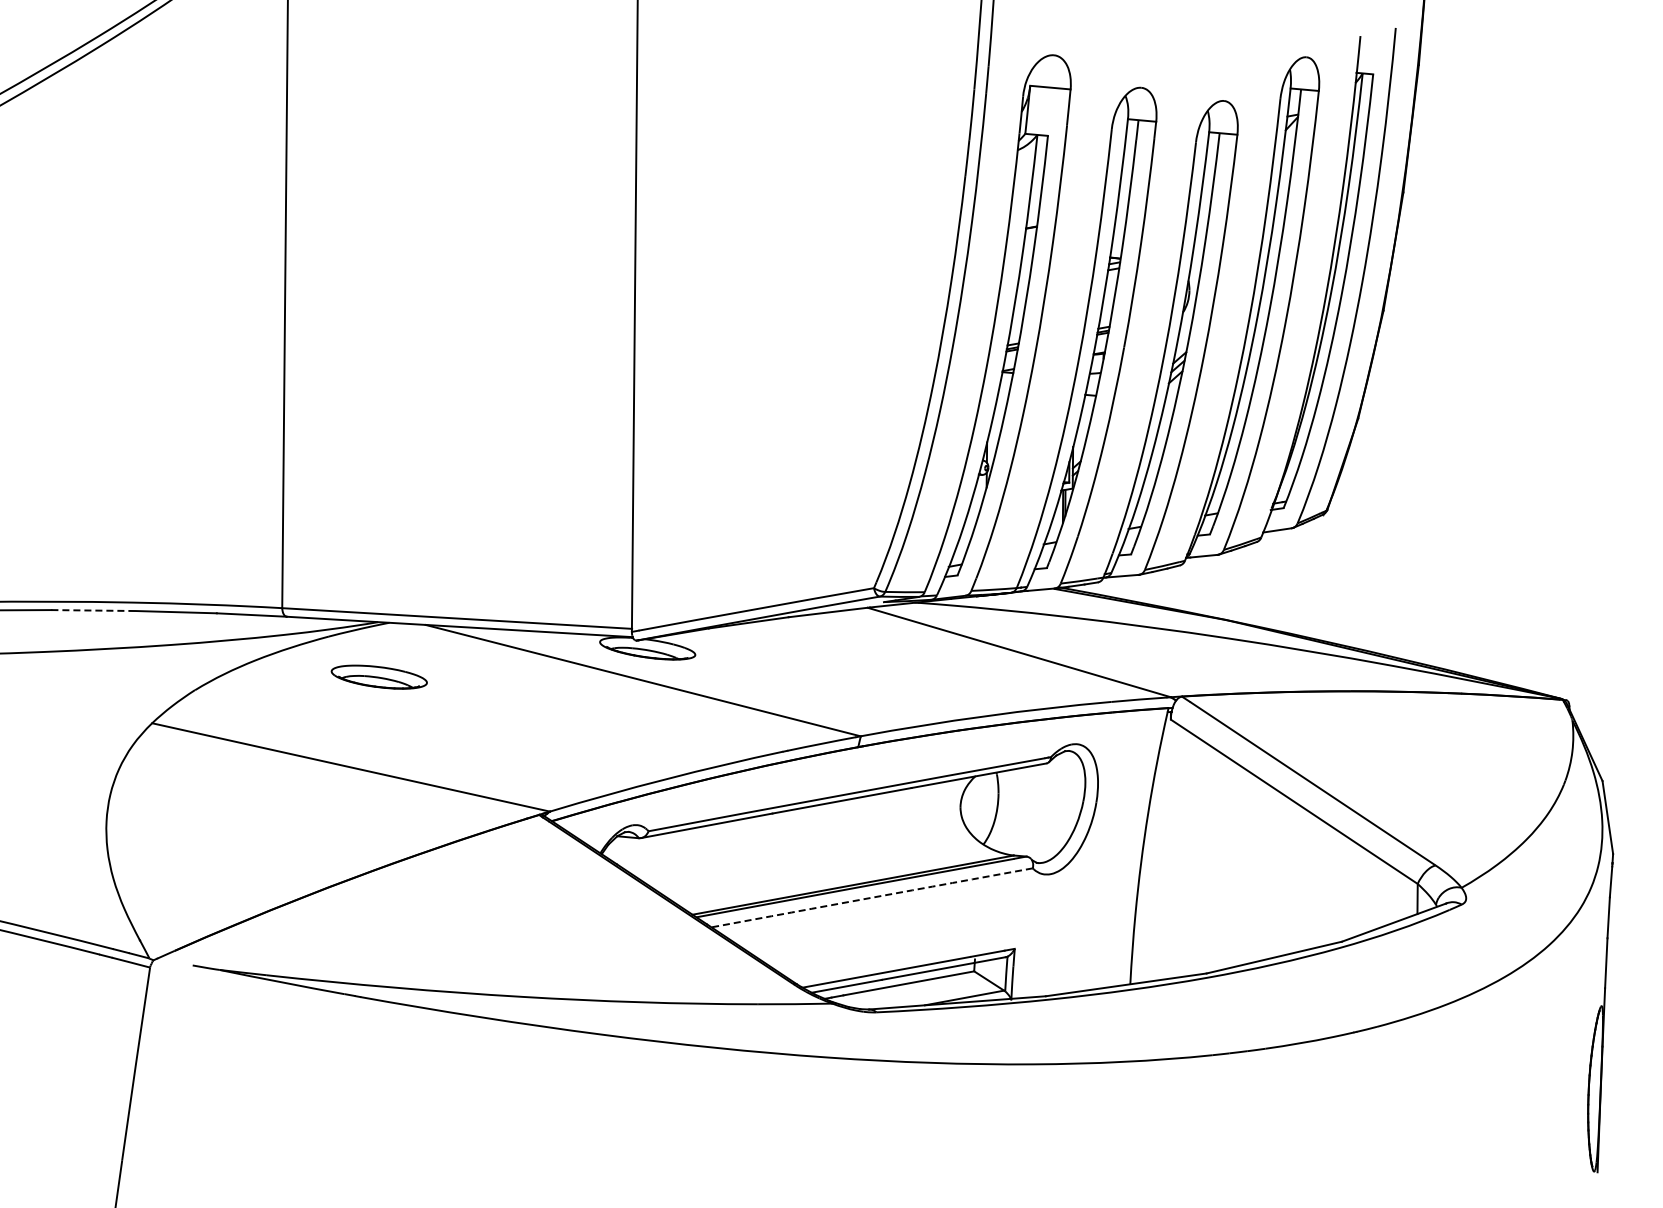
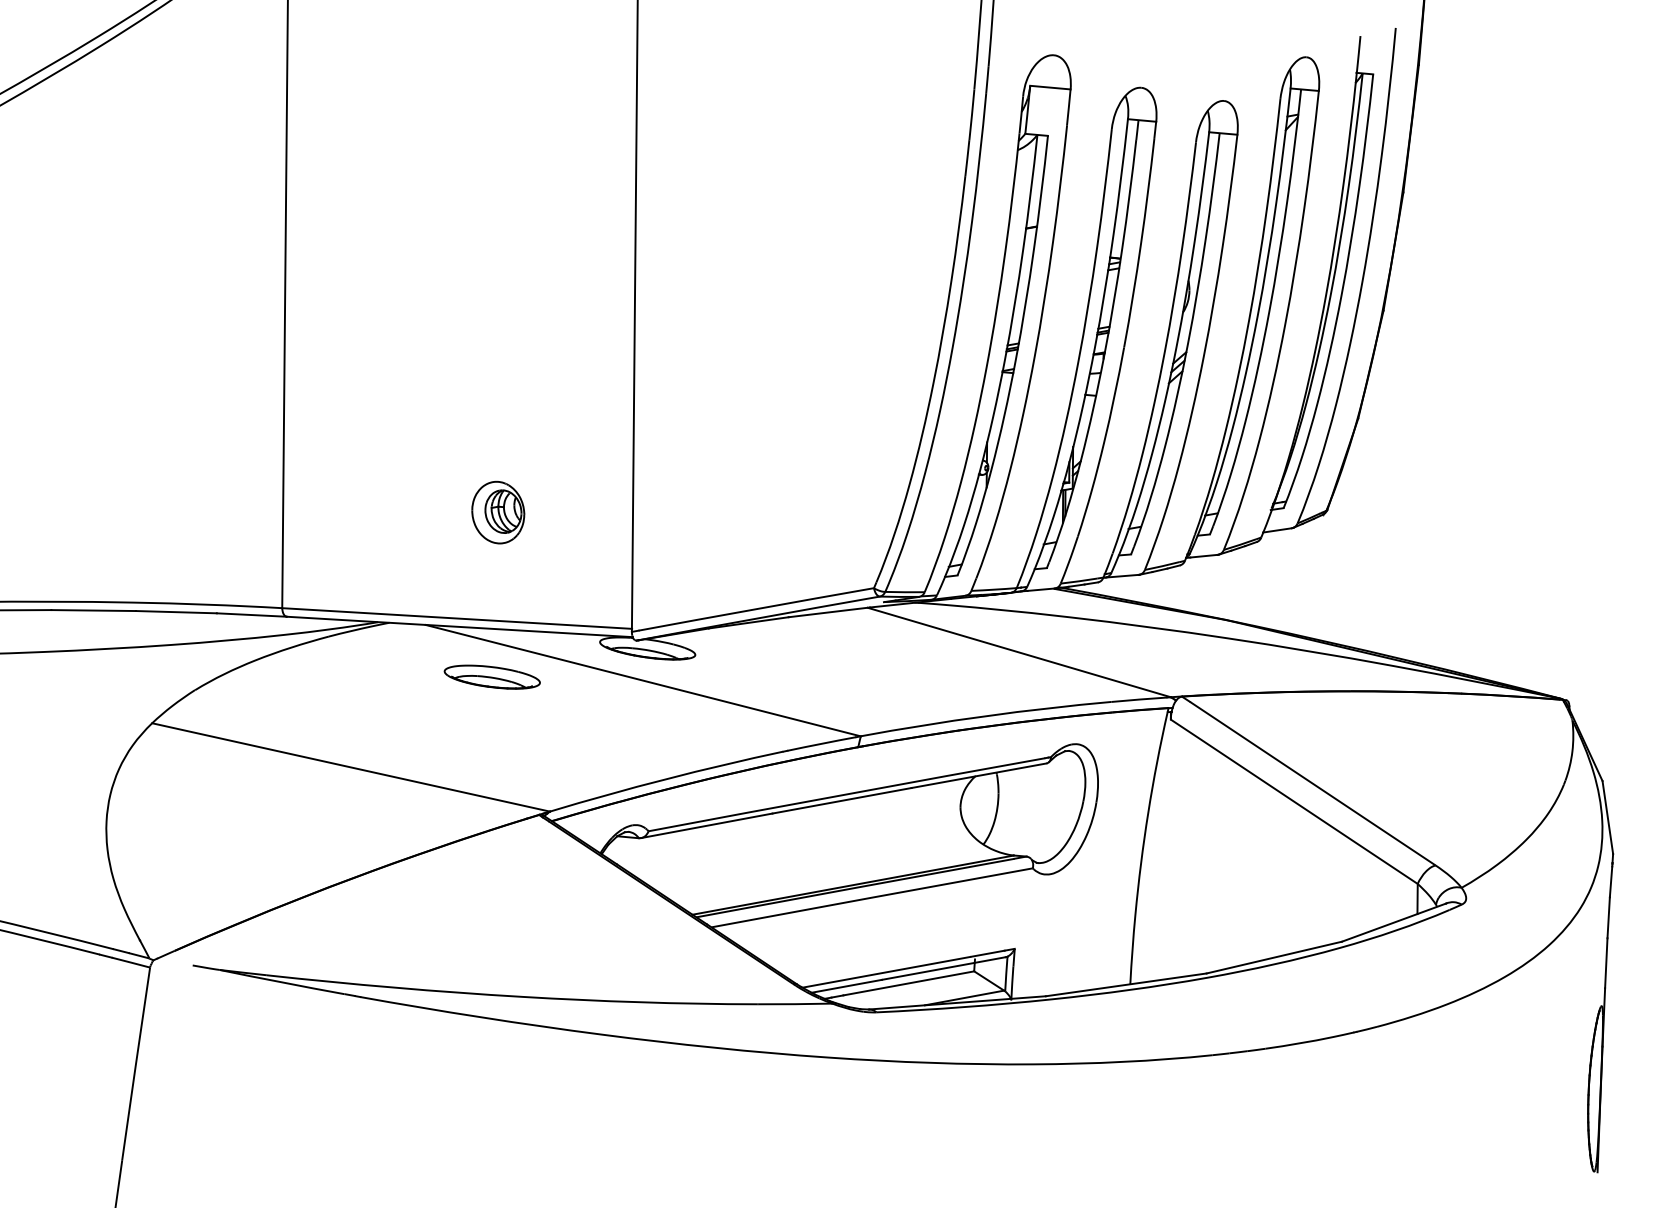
part: none -> present (498, 512)
line: dashed -> solid (94, 610)
part position: (378, 676) -> (491, 676) (491, 676)
arc: dashed -> solid (872, 897)
